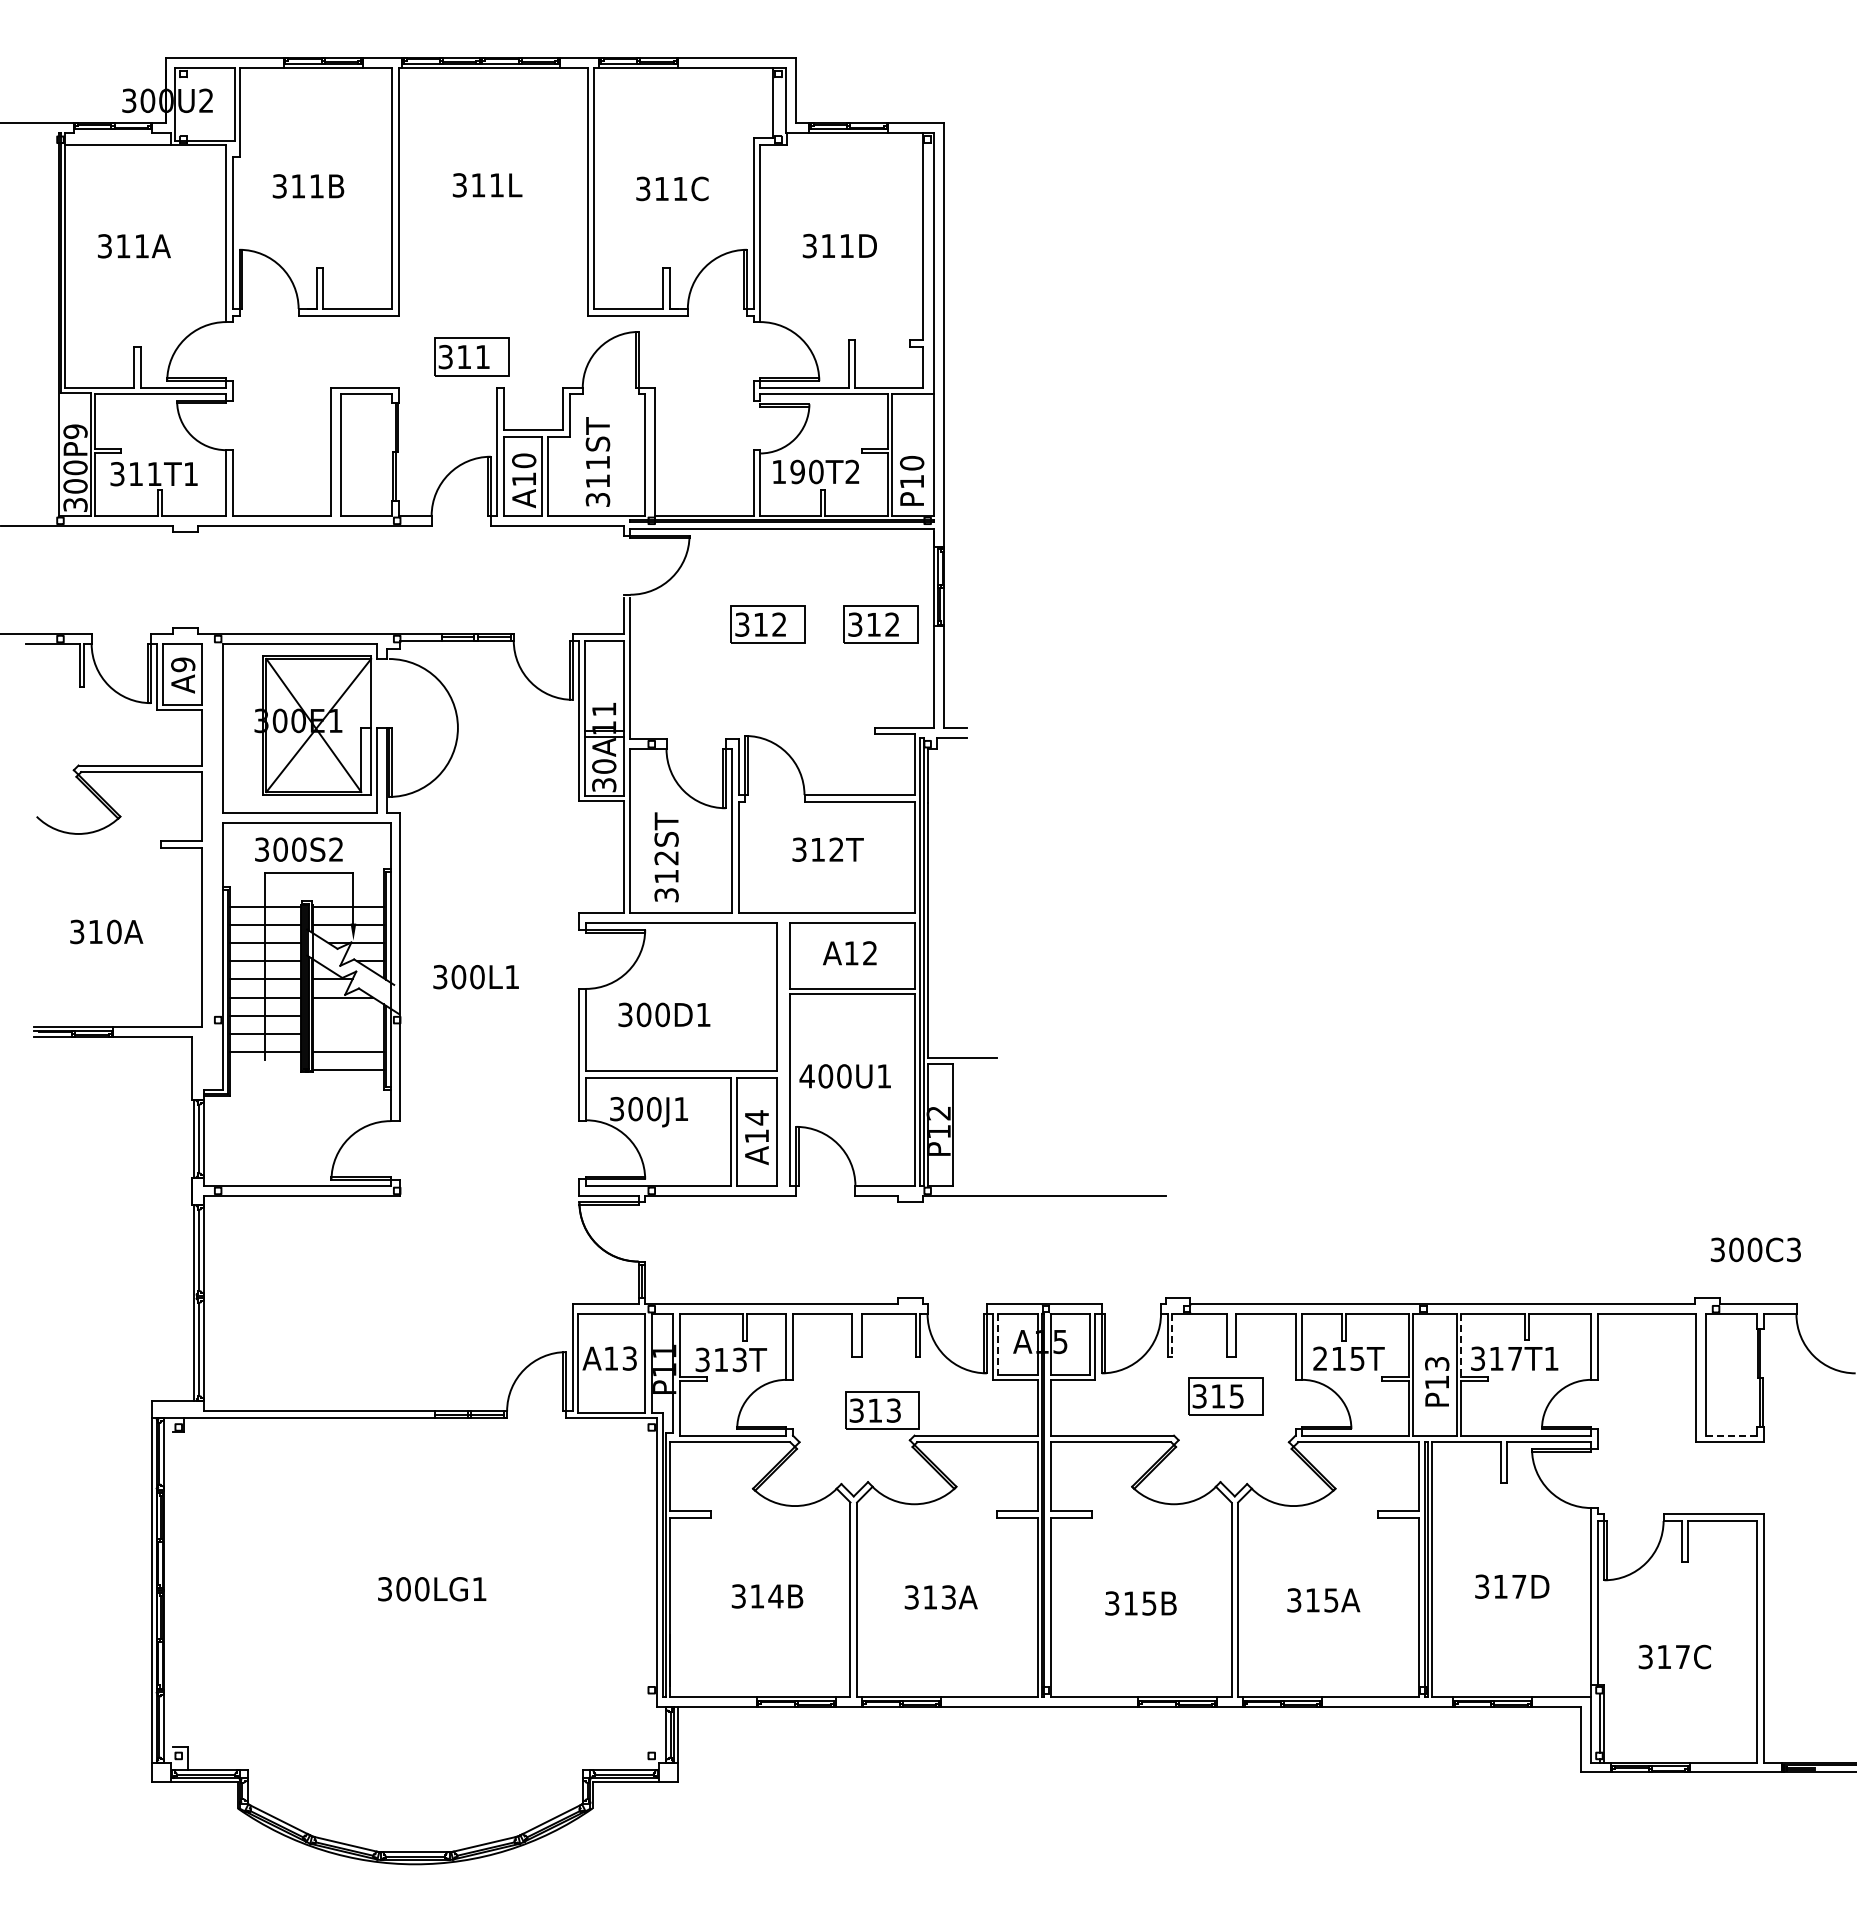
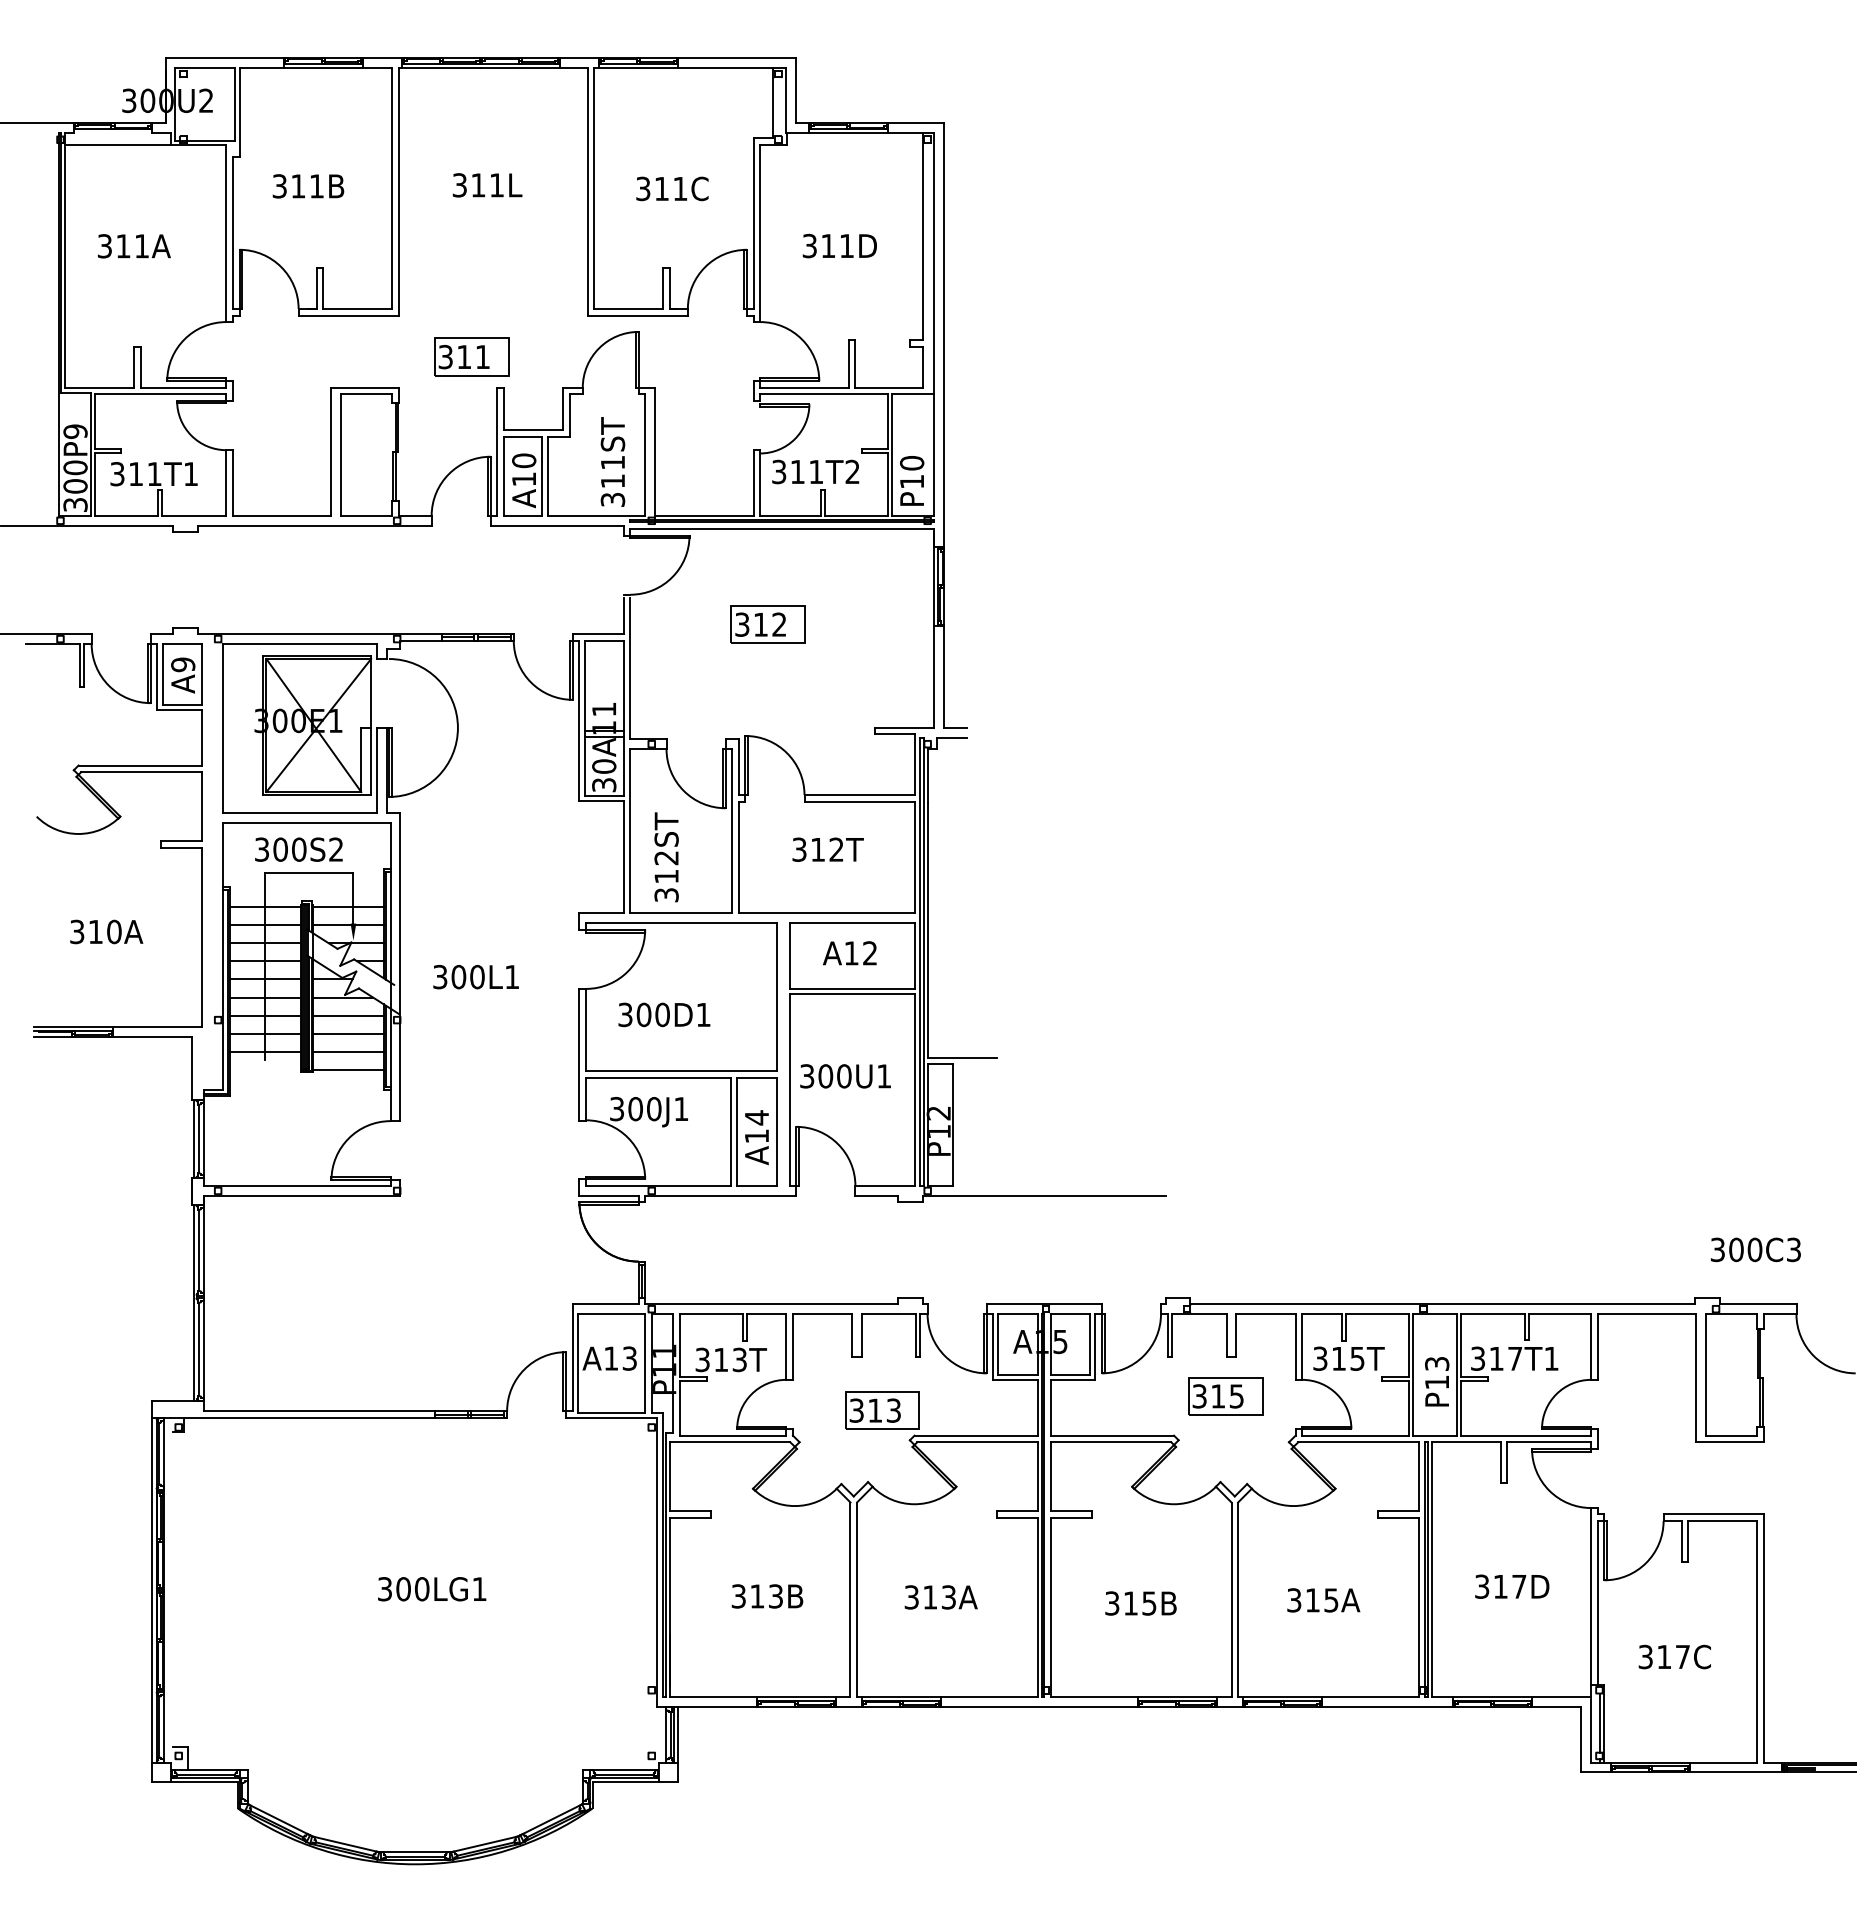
text position: (597, 461) -> (612, 461) (612, 461)
text: 190T2 -> 311T2 (797, 471)
part: present -> none (880, 624)
line: none -> present (348, 1015)
line: none -> present (348, 1033)
text: 400U1 -> 300U1 (806, 1076)
line: dashed -> solid (1172, 1335)
line: dashed -> solid (998, 1344)
line: dashed -> solid (1461, 1345)
text: 215T -> 315T (1320, 1358)
line: dashed -> solid (1731, 1435)
text: 314B -> 313B (775, 1596)
